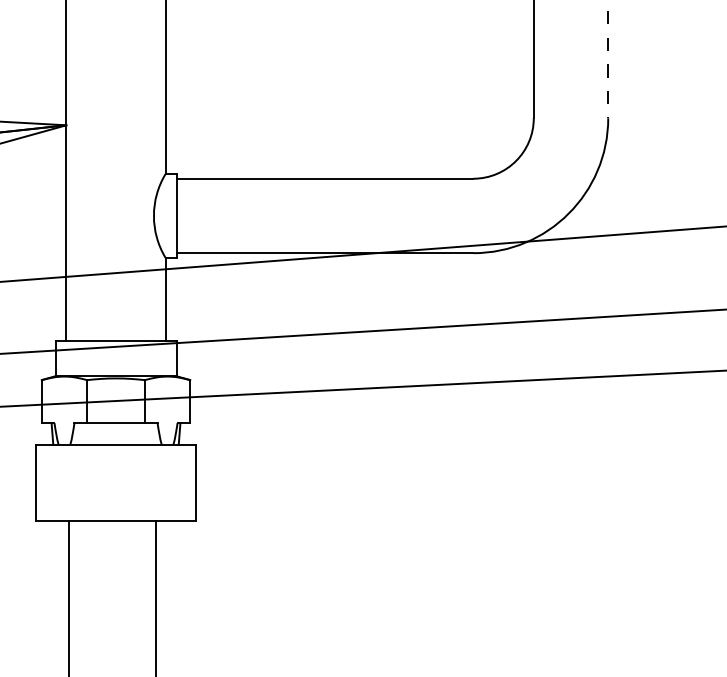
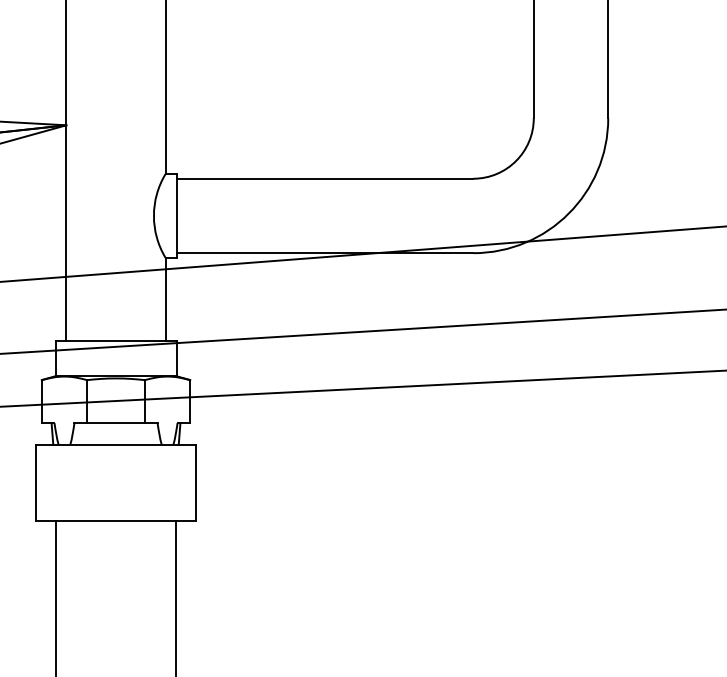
line: dashed -> solid (608, 59)
line position: (69, 596) -> (56, 596) (56, 596)
line position: (155, 596) -> (175, 596) (175, 596)
